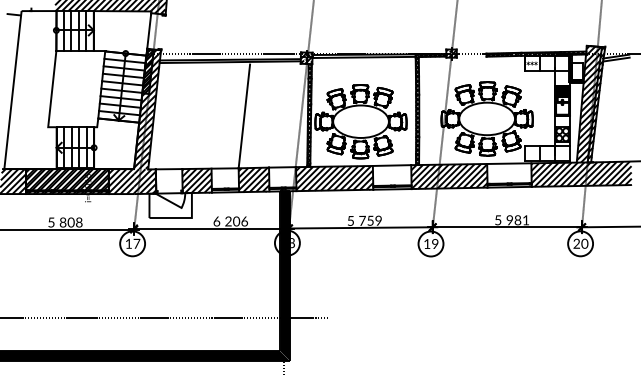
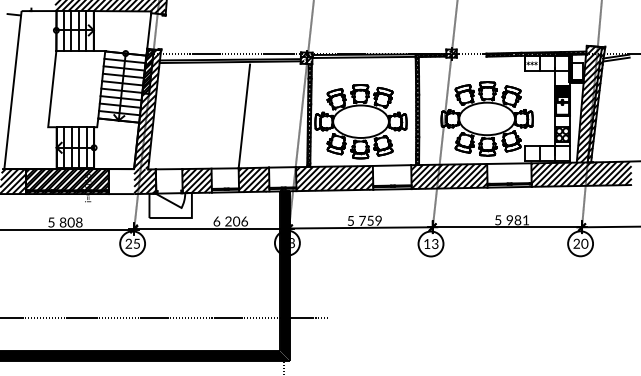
hatch: present -> none (121, 181)
text: 17 -> 25 (132, 243)
text: 19 -> 13 (435, 244)
